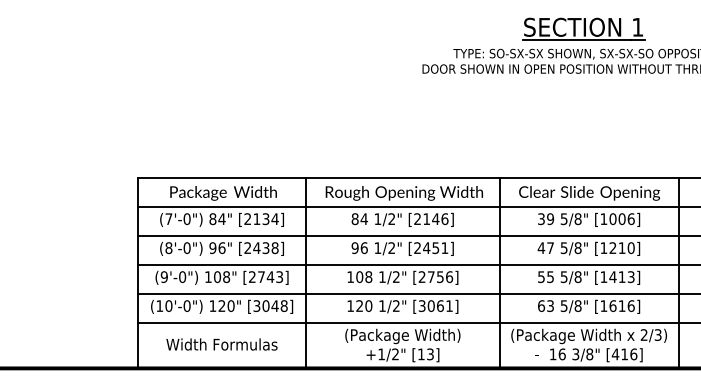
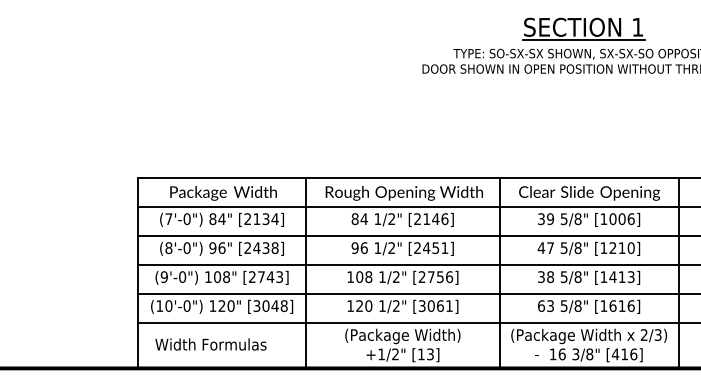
text: 55 -> 38 (546, 276)
text position: (221, 344) -> (210, 344) (210, 344)
